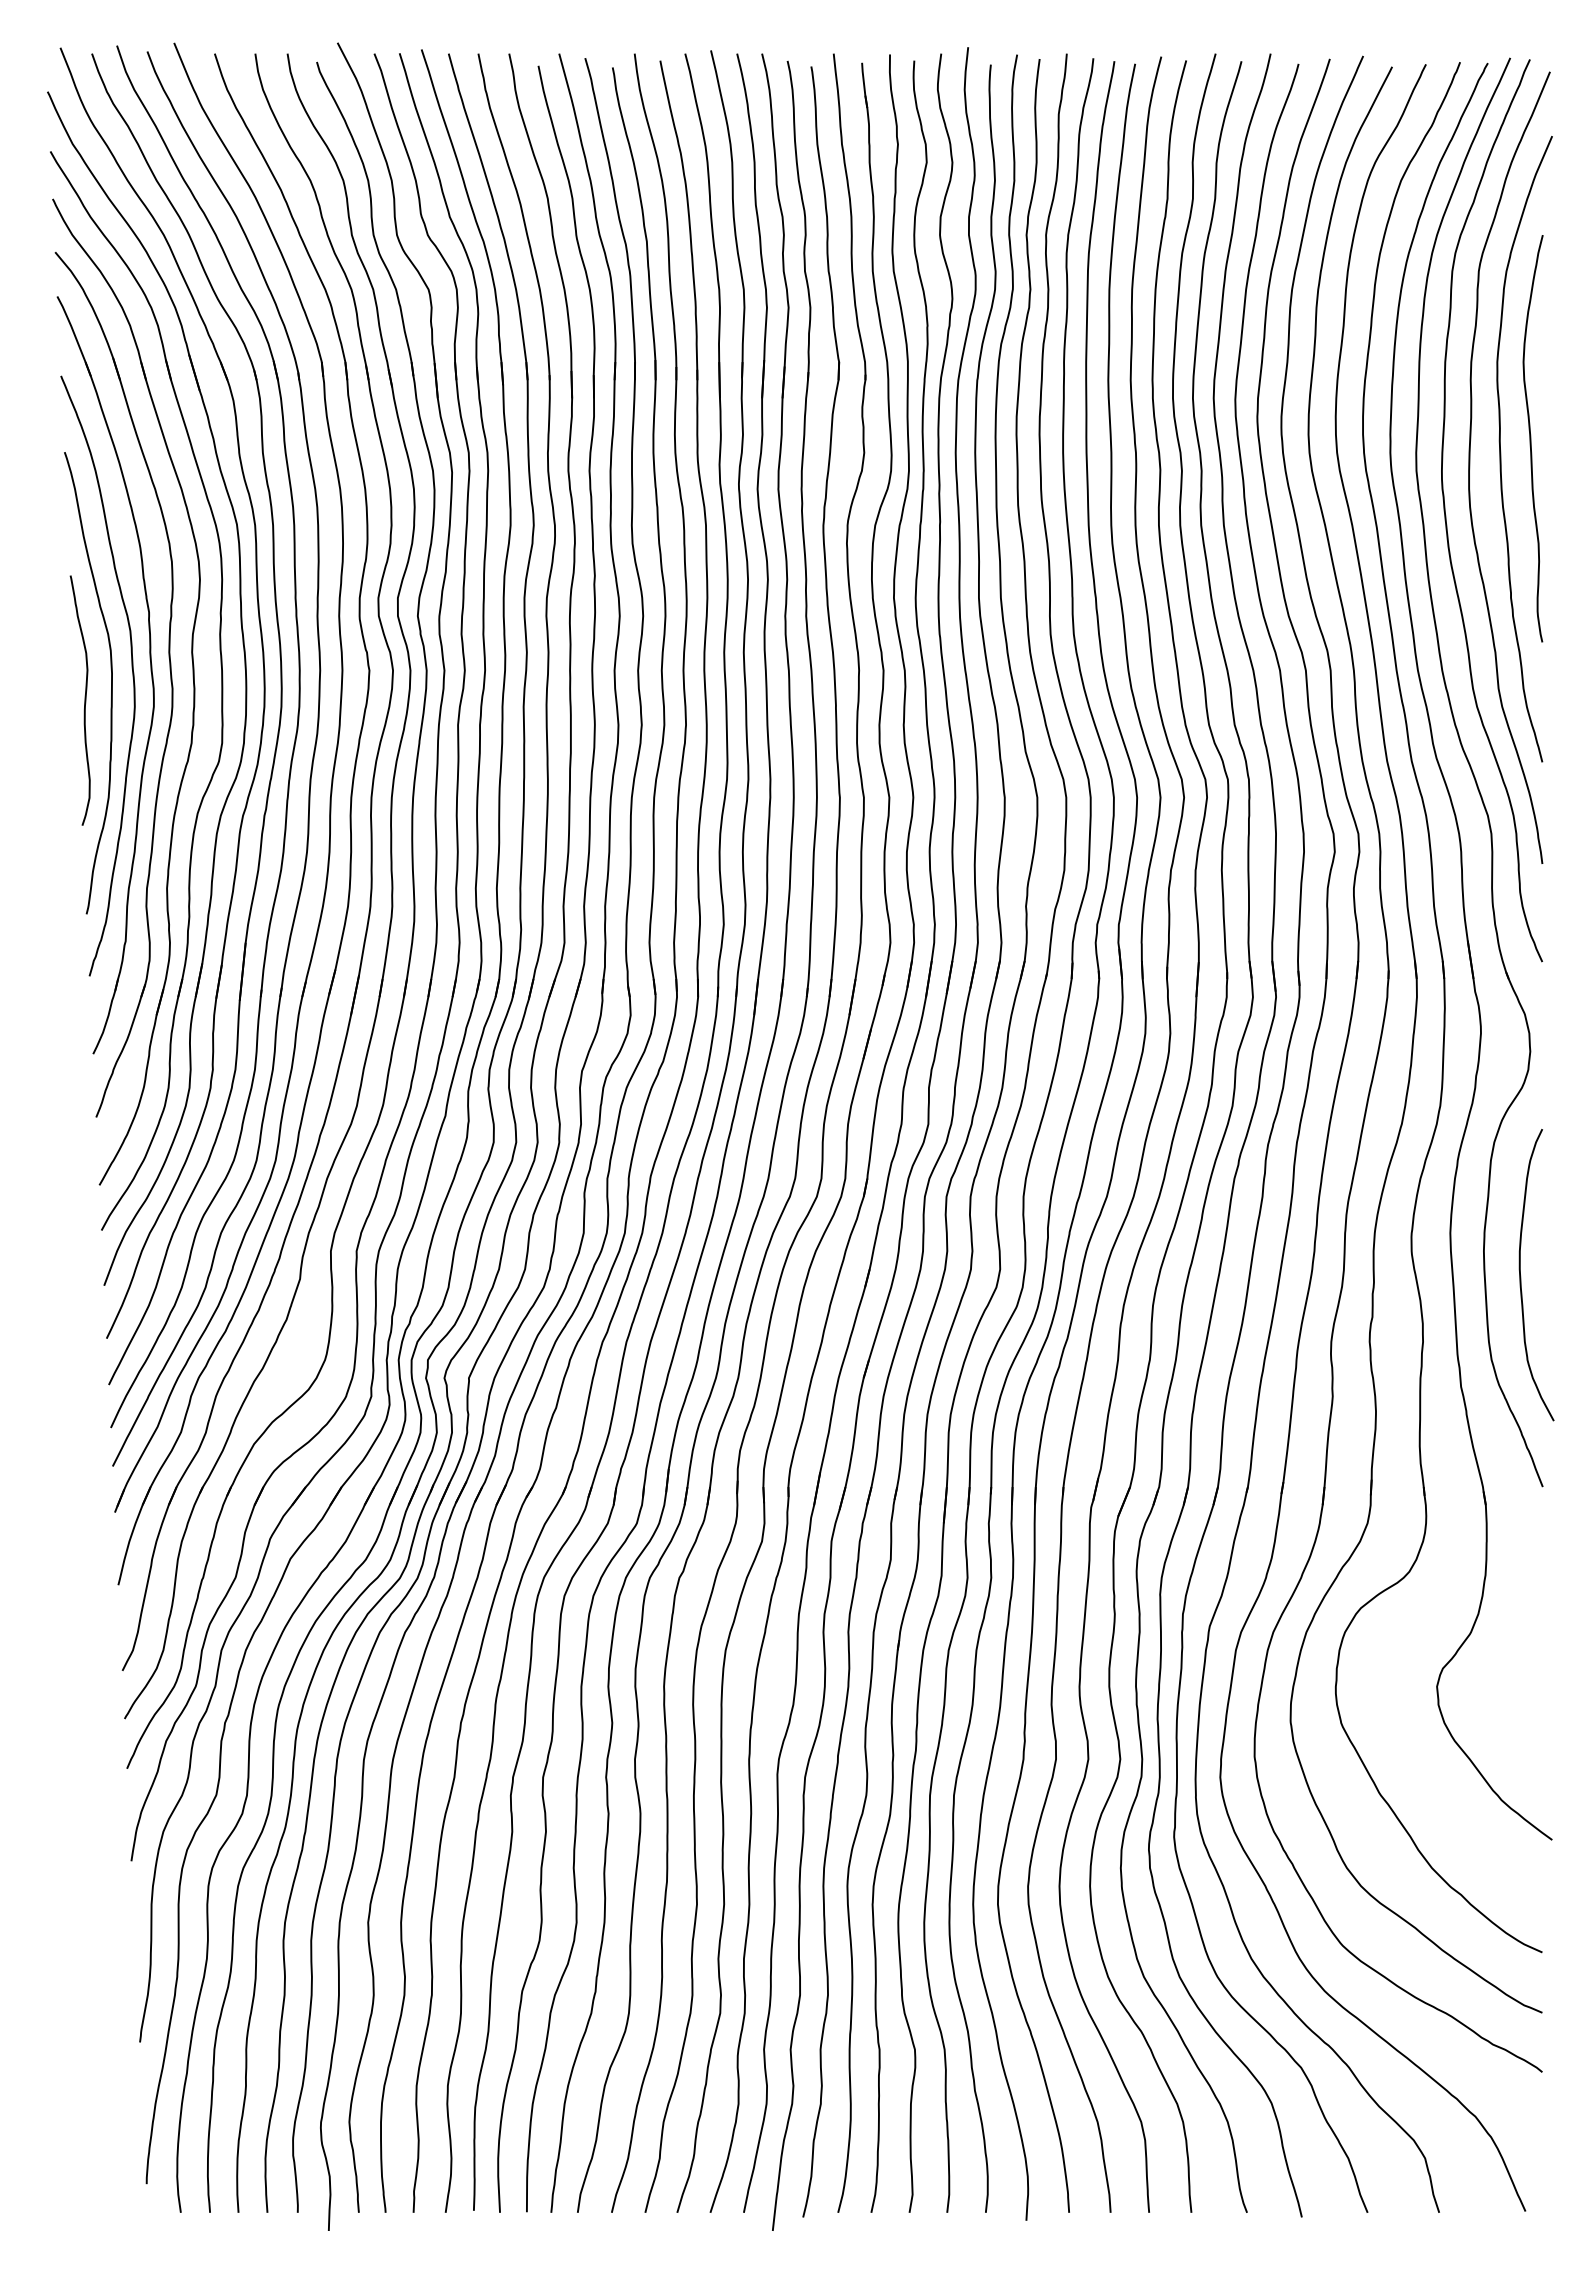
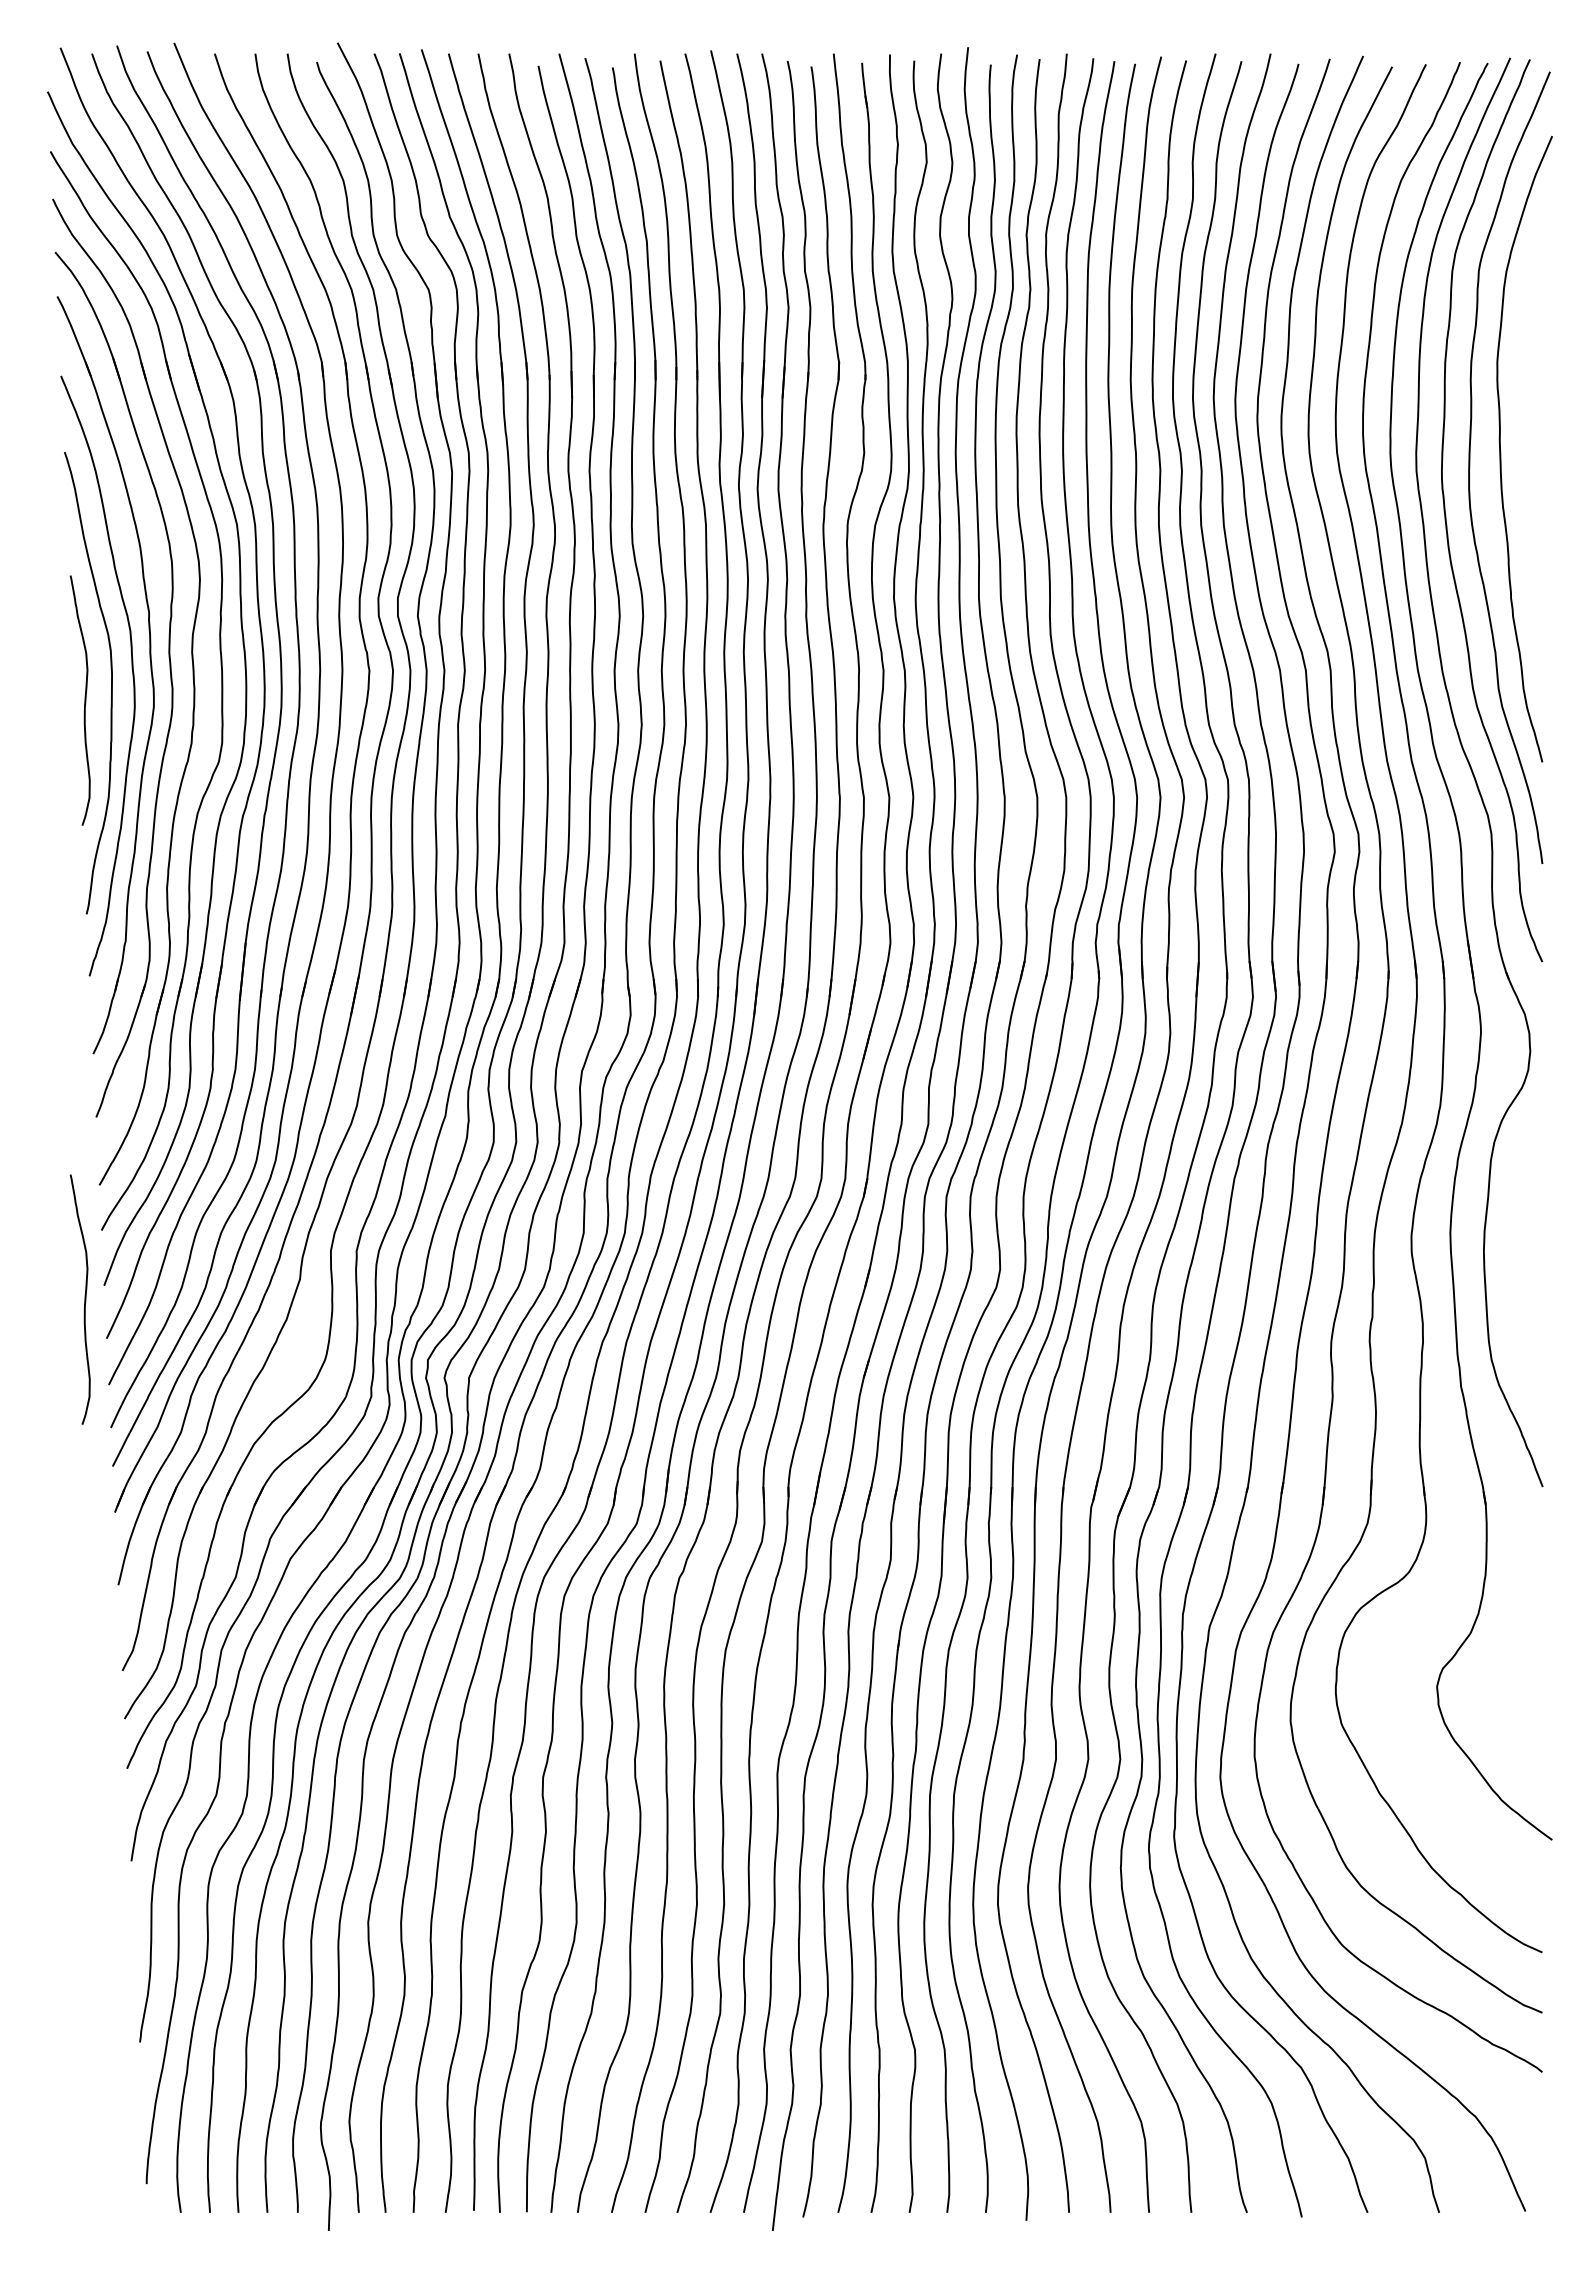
curve: present -> none (1531, 438)
curve: present -> none (1521, 1276)
curve: none -> present (84, 1299)
